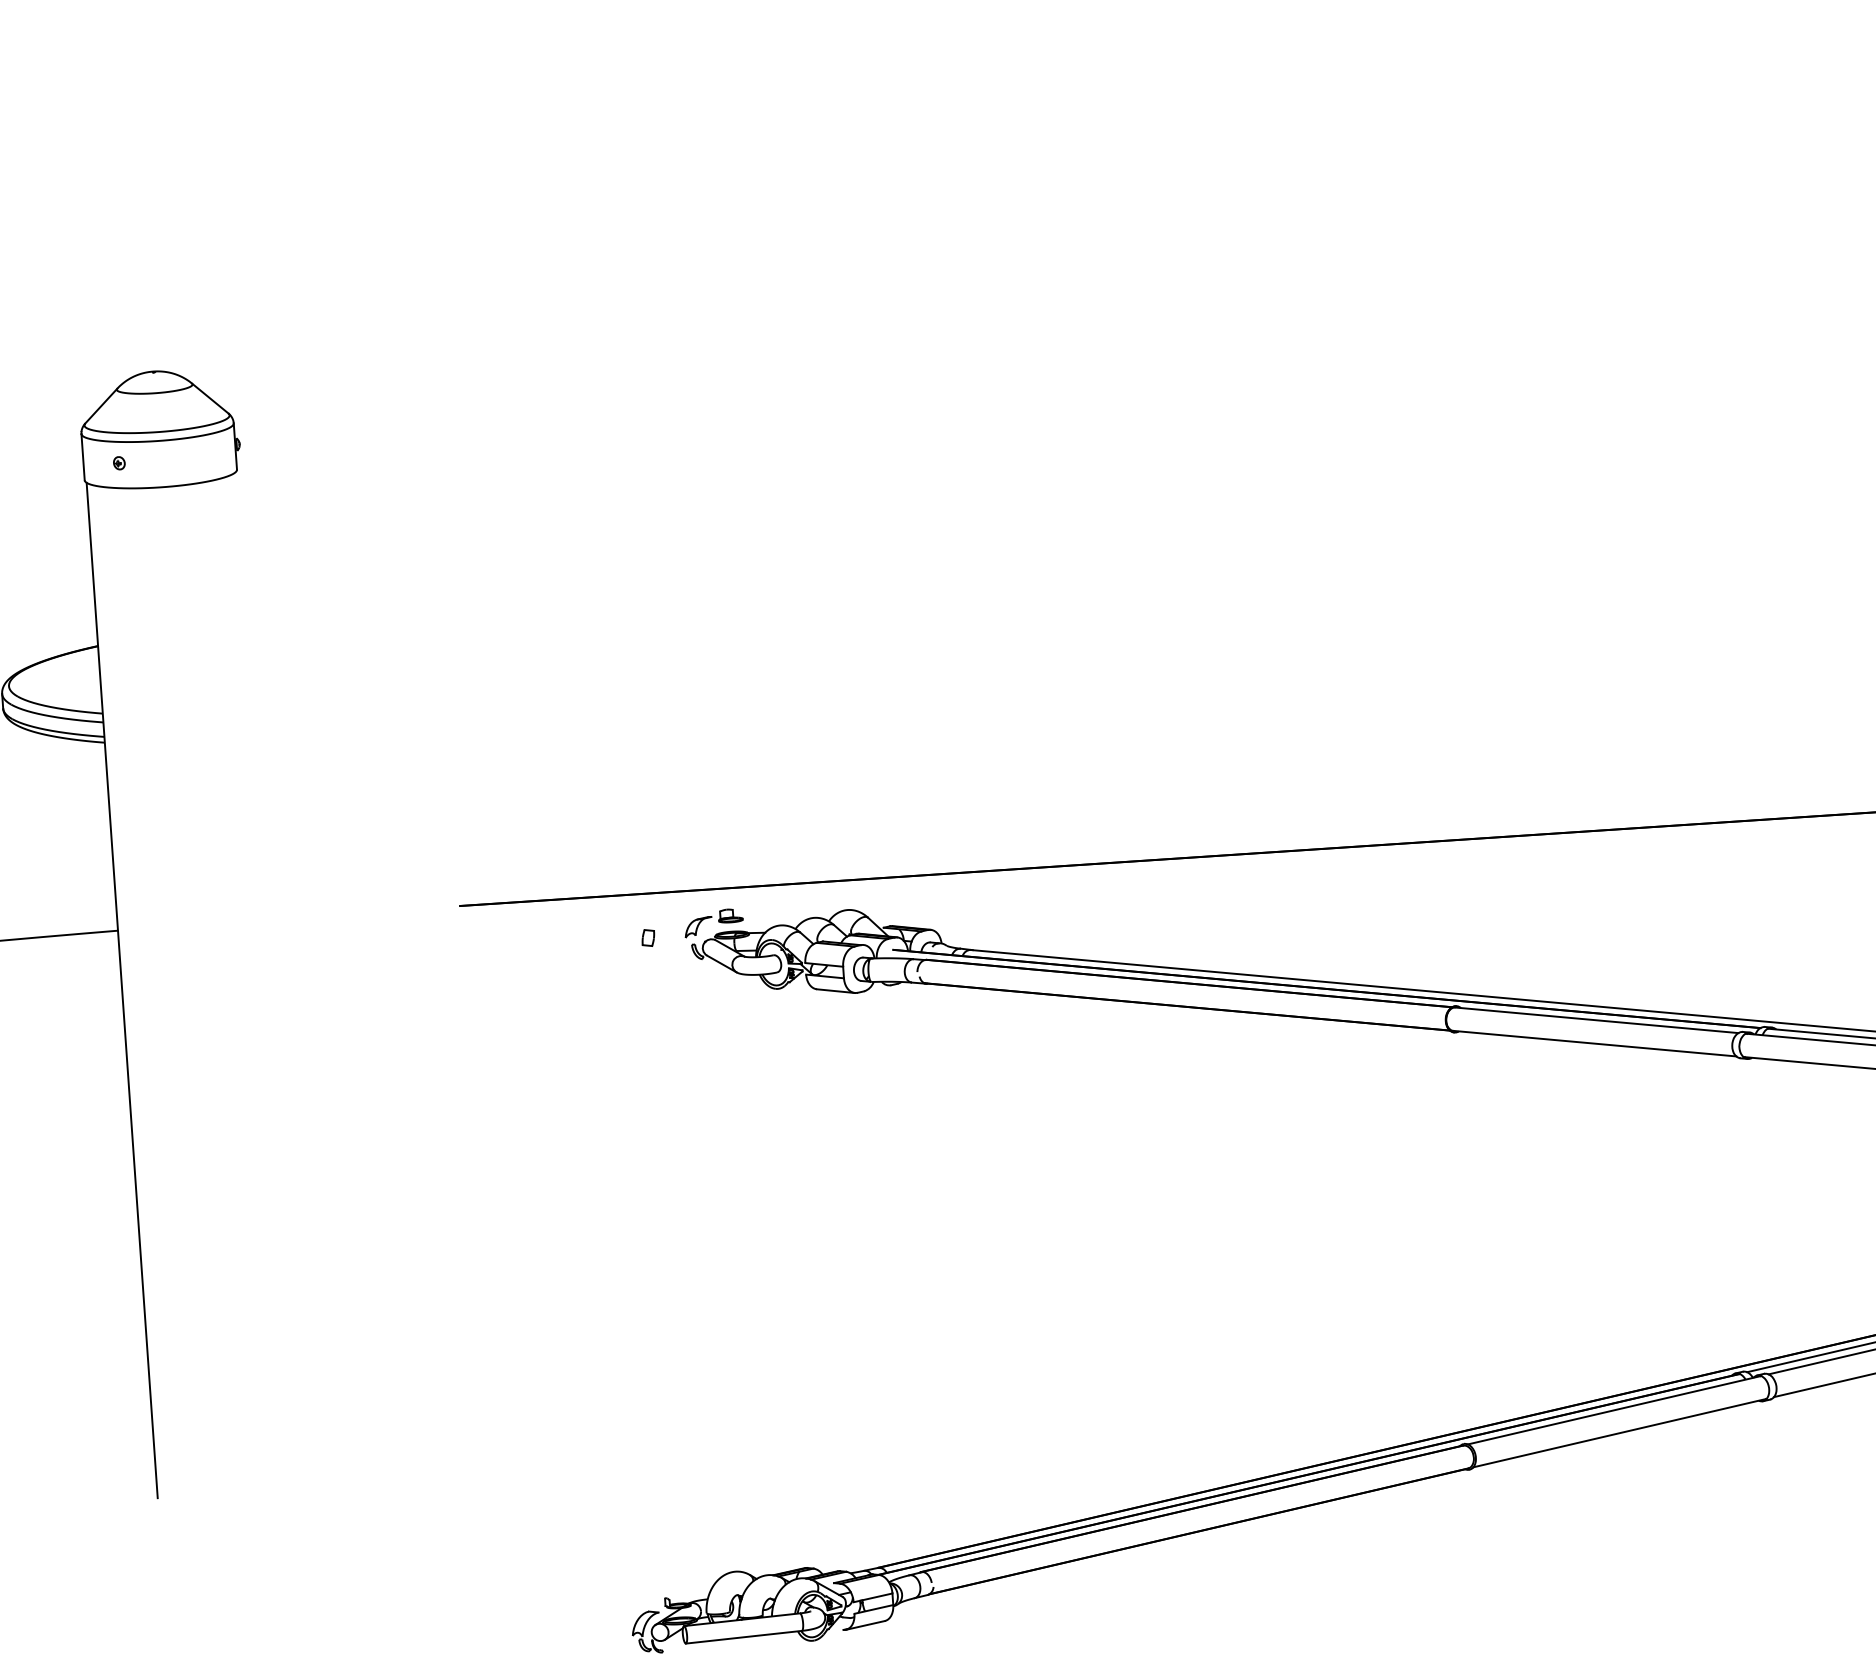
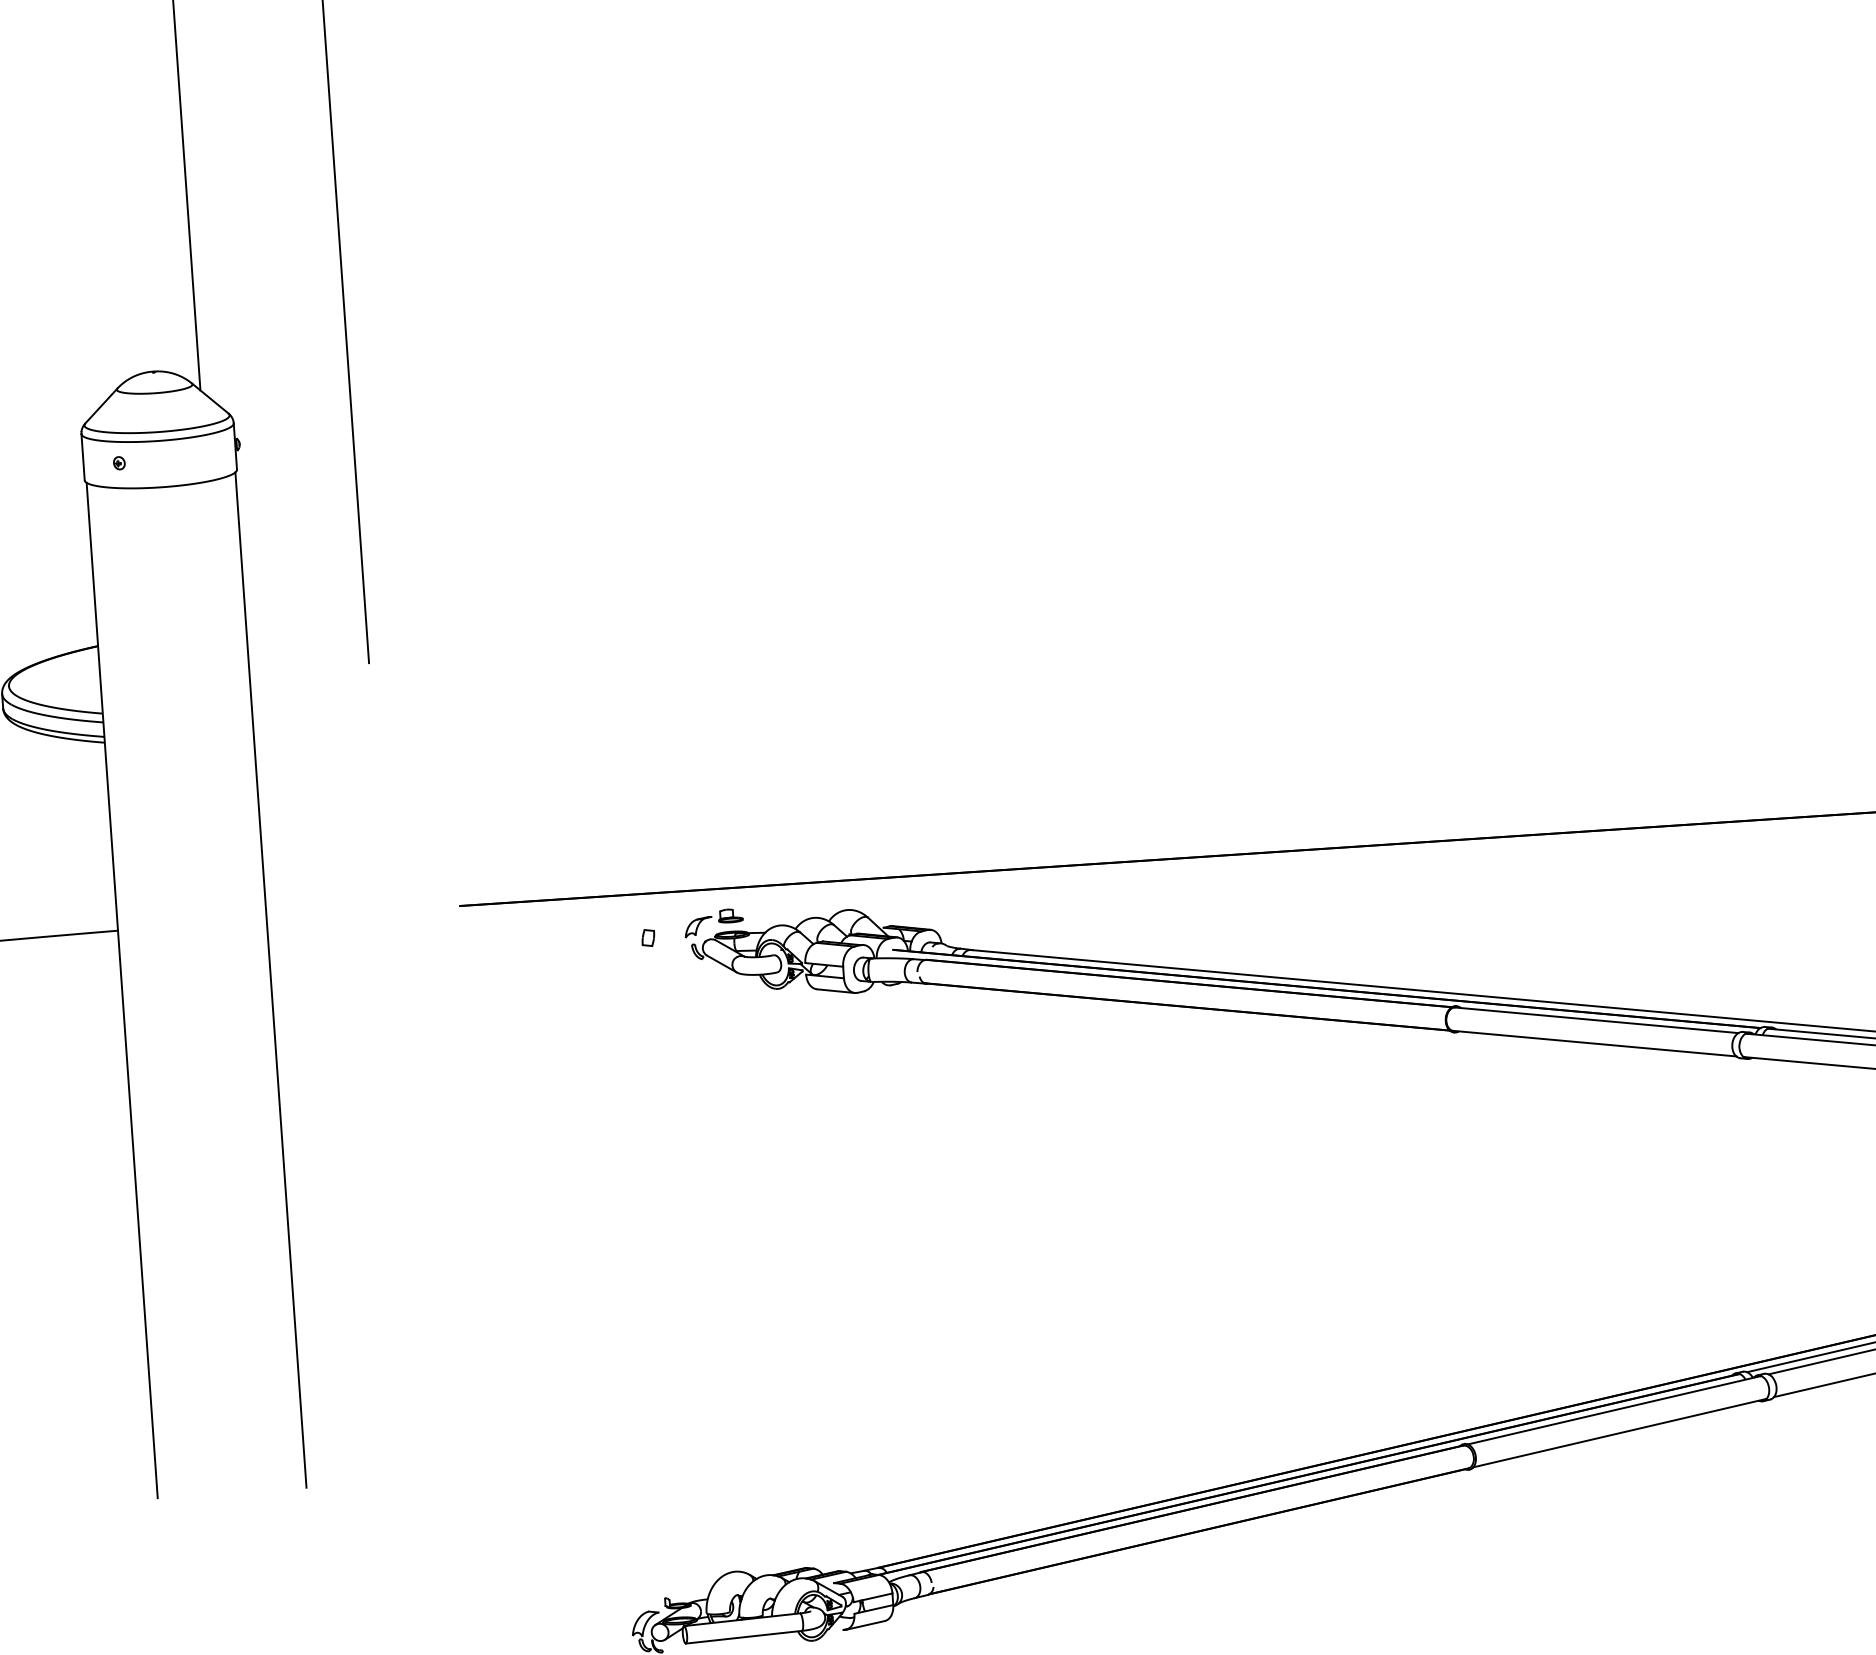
line: none -> present (186, 196)
line: none -> present (345, 332)
line: none -> present (270, 979)
